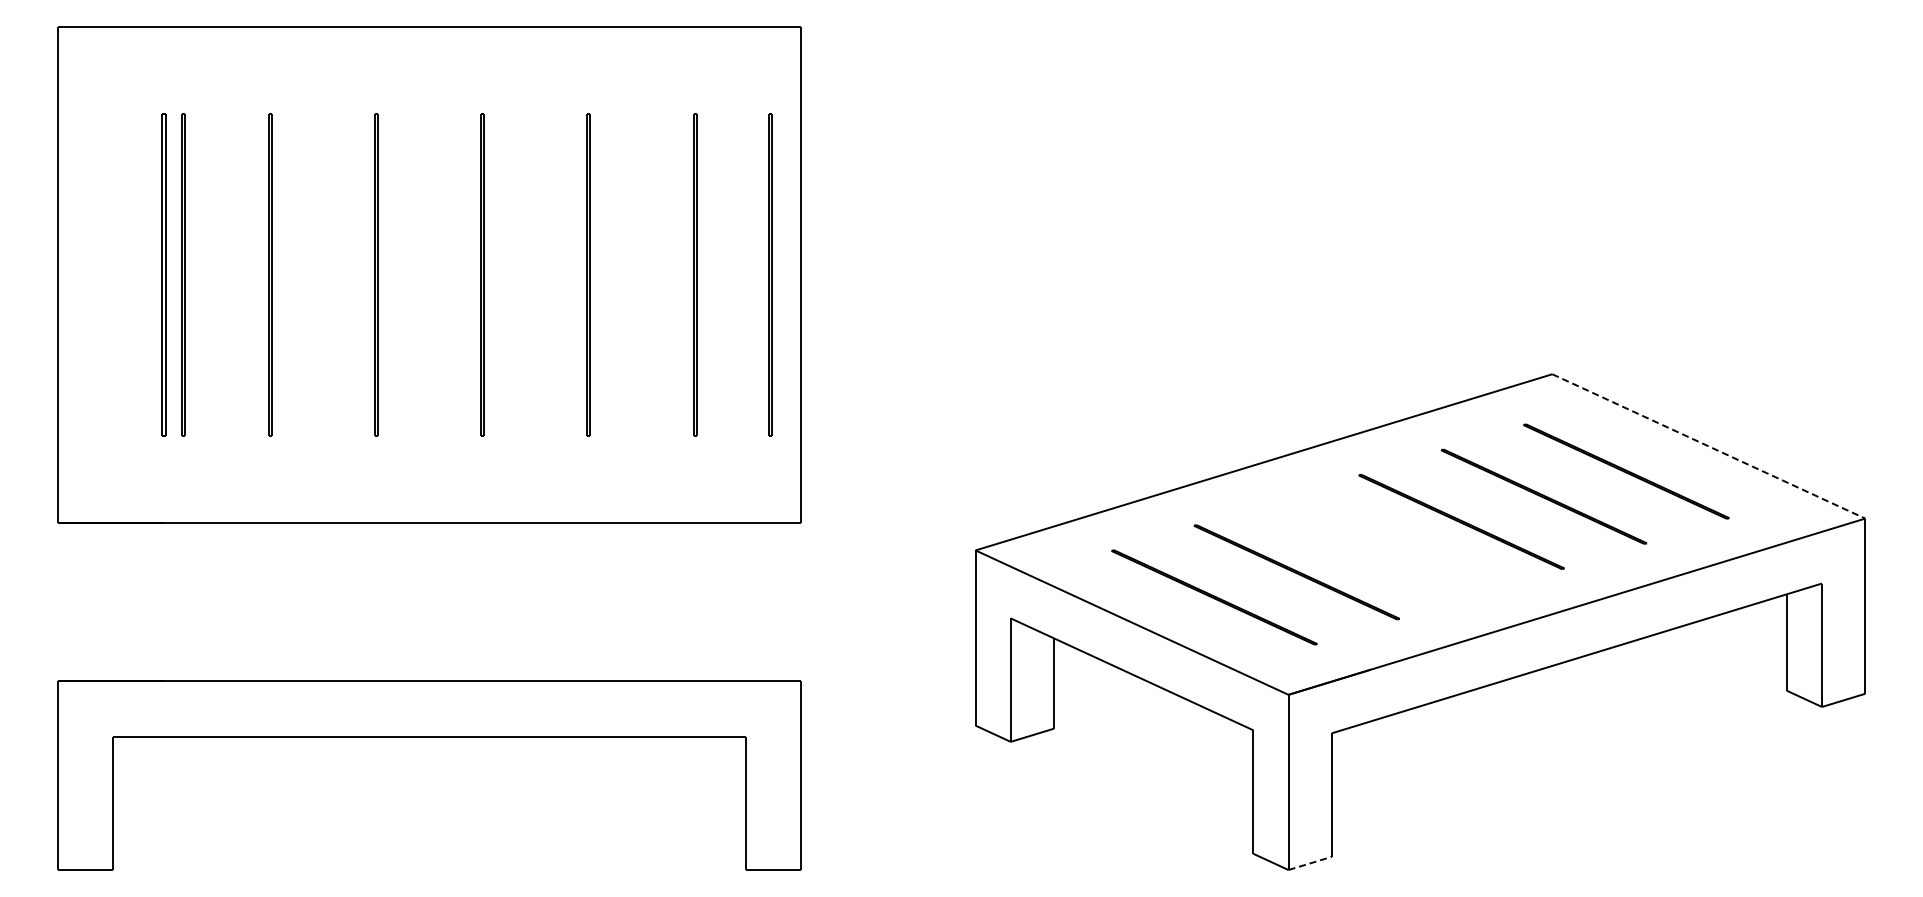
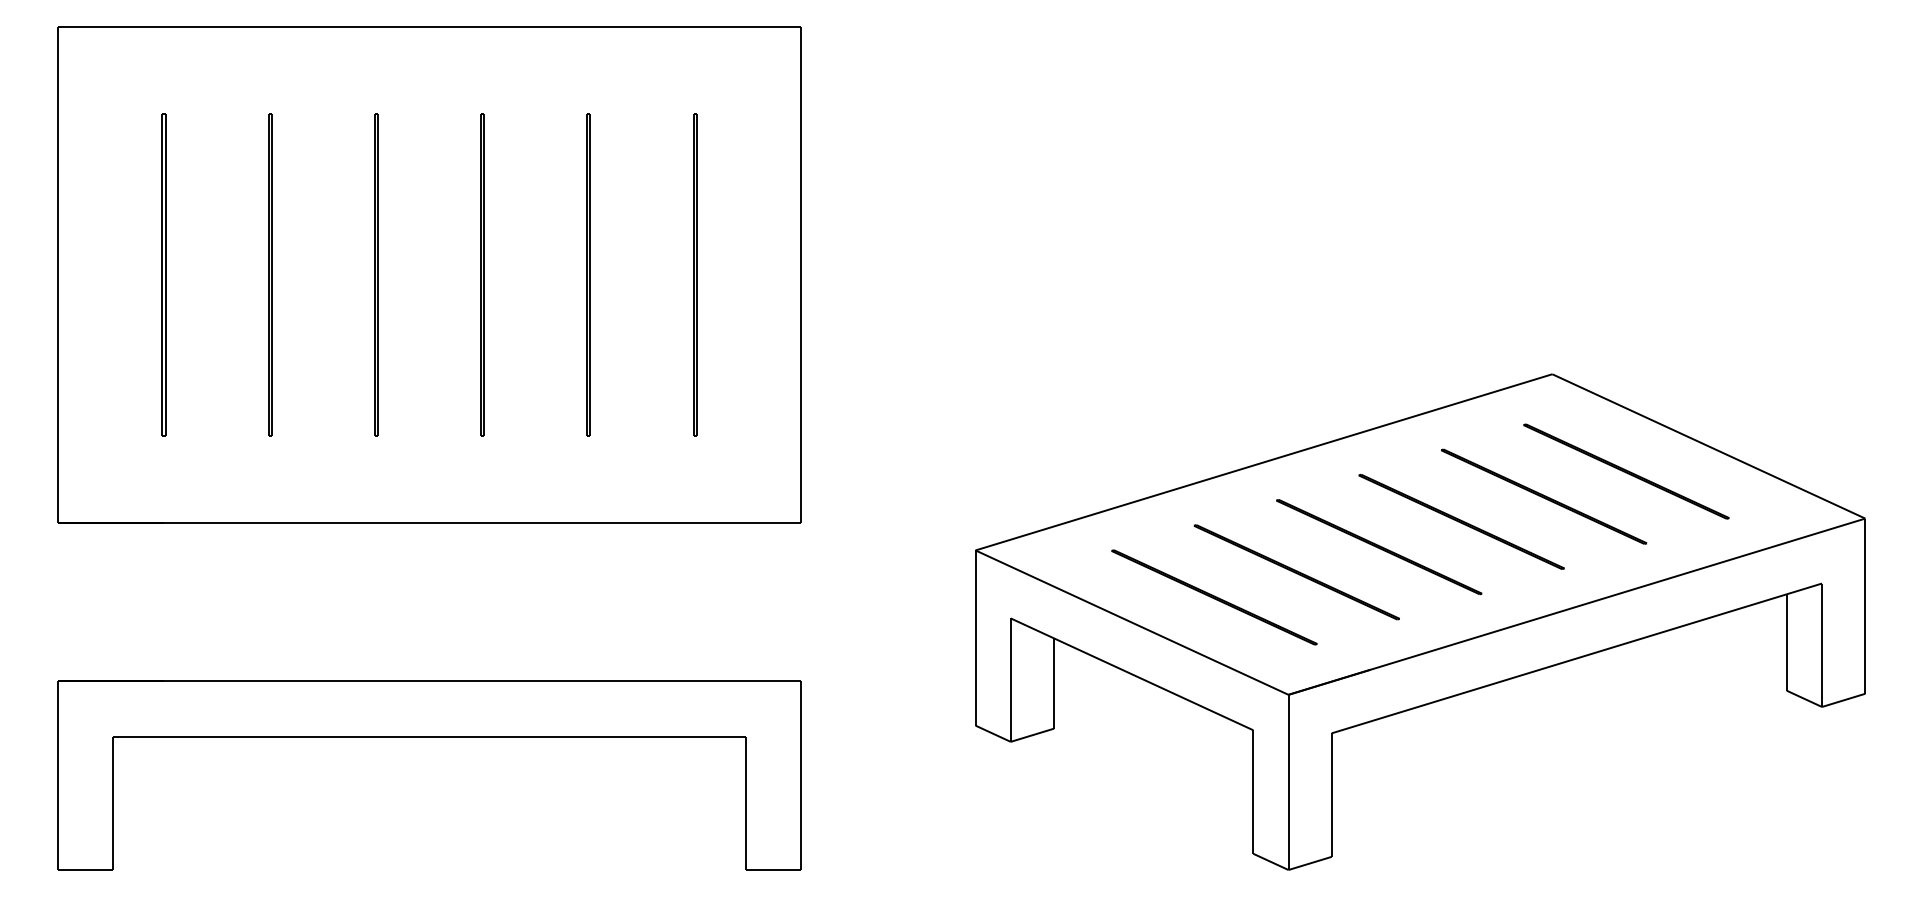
line: present -> none (182, 274)
line: present -> none (769, 274)
line: dashed -> solid (1709, 446)
line: none -> present (1379, 547)
line: dashed -> solid (1310, 863)
